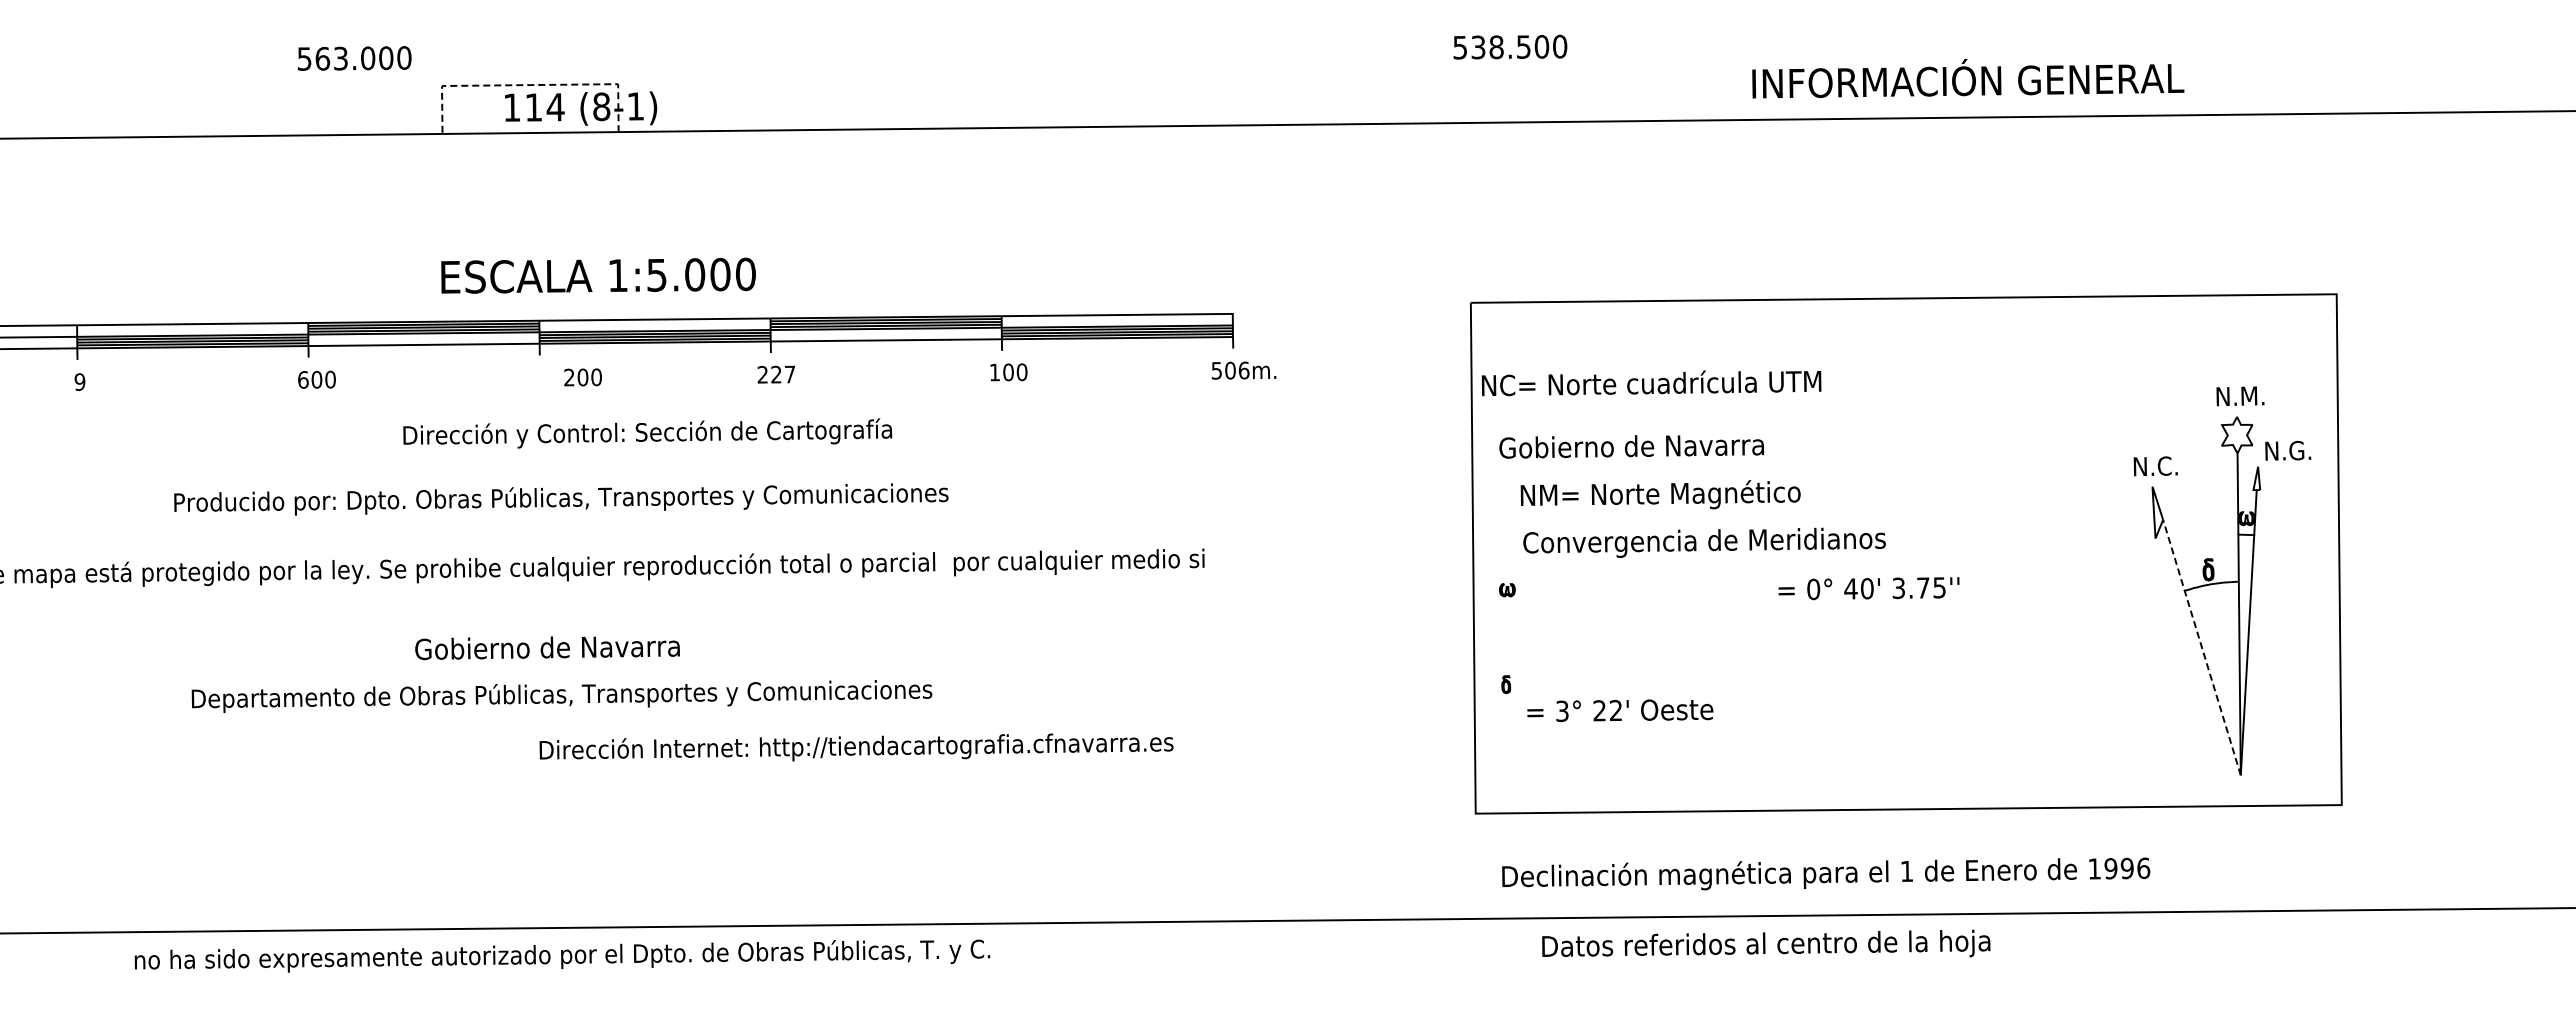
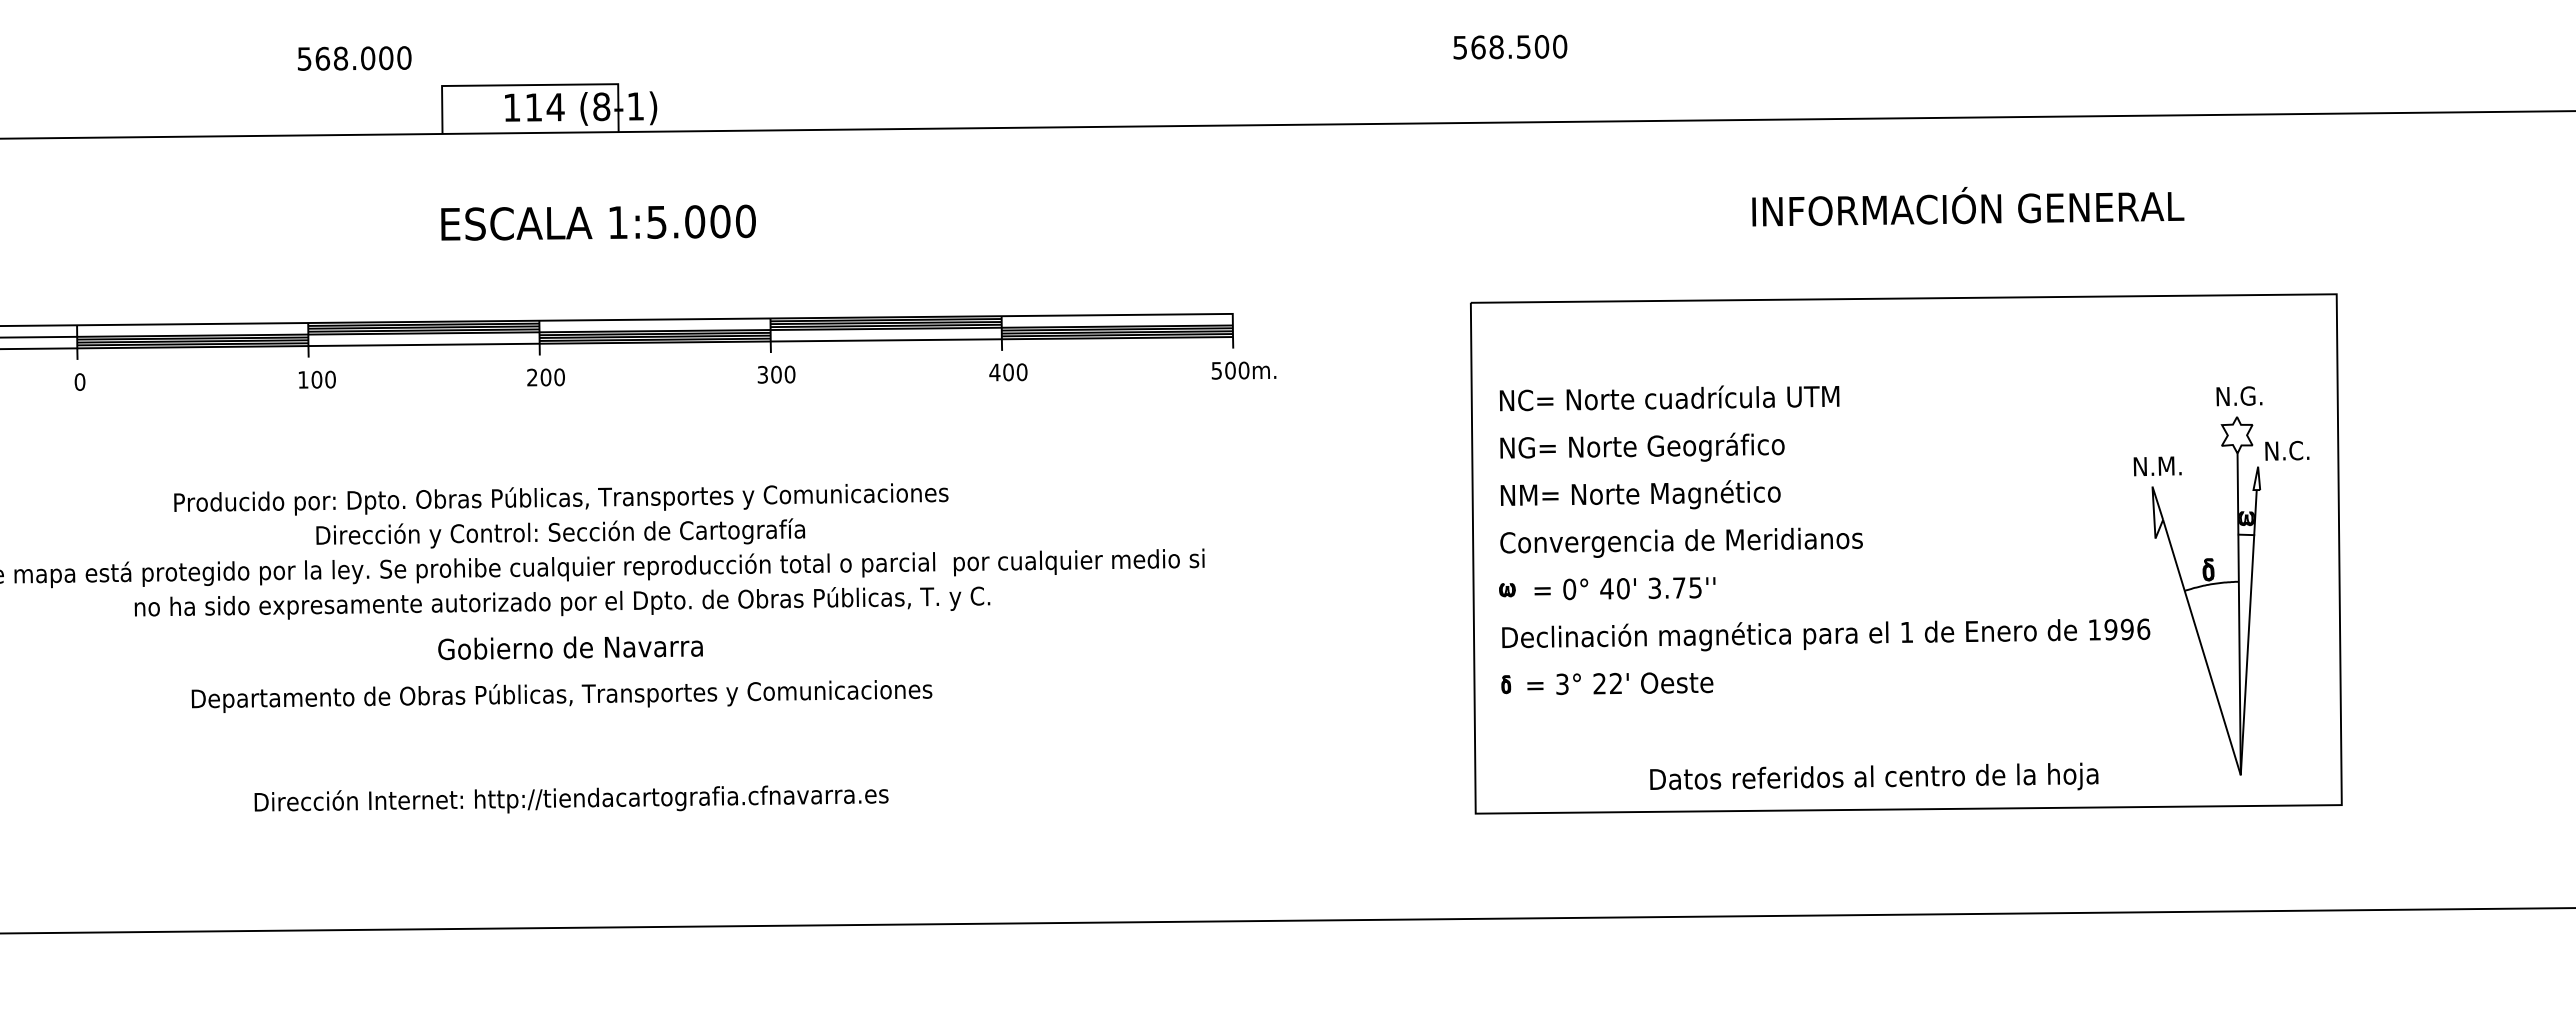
text: 538.500 -> 568.500 (1478, 47)
text: 563.000 -> 568.000 (340, 58)
text position: (1968, 78) -> (1968, 206) (1968, 206)
line: dashed -> solid (529, 85)
text position: (598, 275) -> (598, 222) (598, 222)
text: 506m. -> 500m. (1243, 370)
text: 100 -> 400 (994, 372)
text: 227 -> 300 (776, 374)
text position: (582, 377) -> (545, 377) (545, 377)
text: 600 -> 100 (303, 379)
text: 9 -> 0 (79, 382)
text position: (1651, 383) -> (1669, 398) (1669, 398)
text: N.M. -> N.G. (2252, 395)
text position: (647, 433) -> (560, 533) (560, 533)
text: Gobierno de Navarra -> NG= Norte Geográfico (1641, 446)
text: N.G. -> N.C. (2304, 450)
text: N.C. -> N.M. (2169, 465)
text position: (1660, 494) -> (1640, 494) (1640, 494)
text position: (1704, 542) -> (1681, 542) (1681, 542)
text position: (1868, 588) -> (1624, 588) (1624, 588)
line: dashed -> solid (2201, 647)
text position: (547, 648) -> (570, 648) (570, 648)
text position: (1620, 710) -> (1620, 683) (1620, 683)
text position: (856, 747) -> (571, 799) (571, 799)
text position: (1826, 873) -> (1826, 634) (1826, 634)
text position: (1766, 943) -> (1874, 776) (1874, 776)
text position: (562, 955) -> (562, 602) (562, 602)
